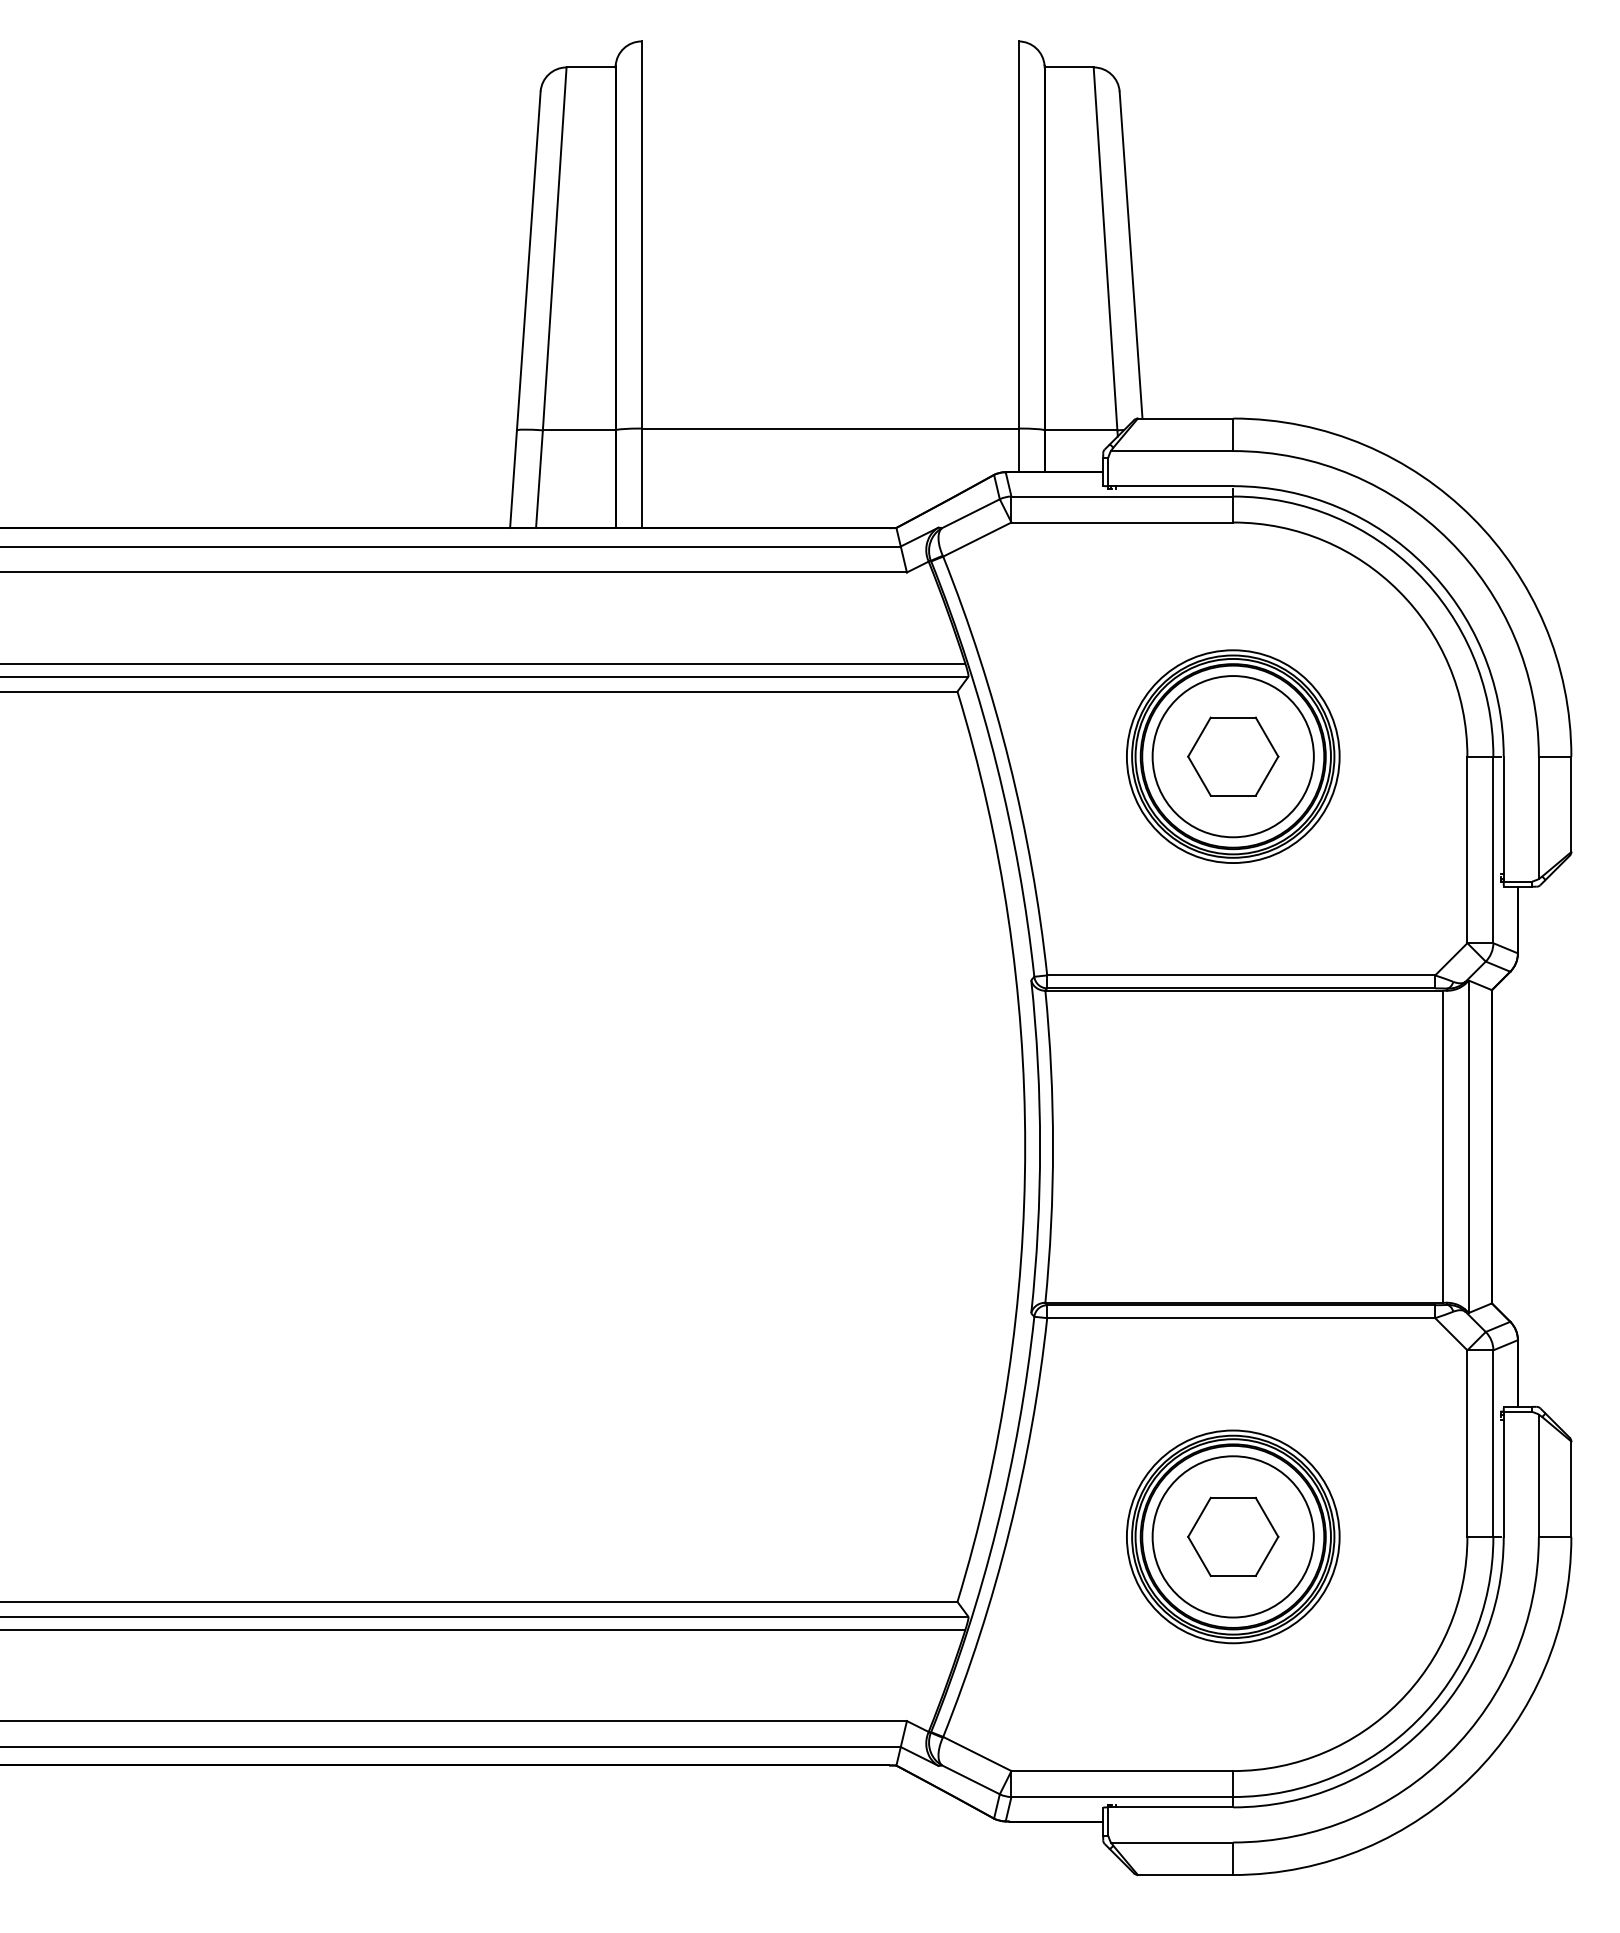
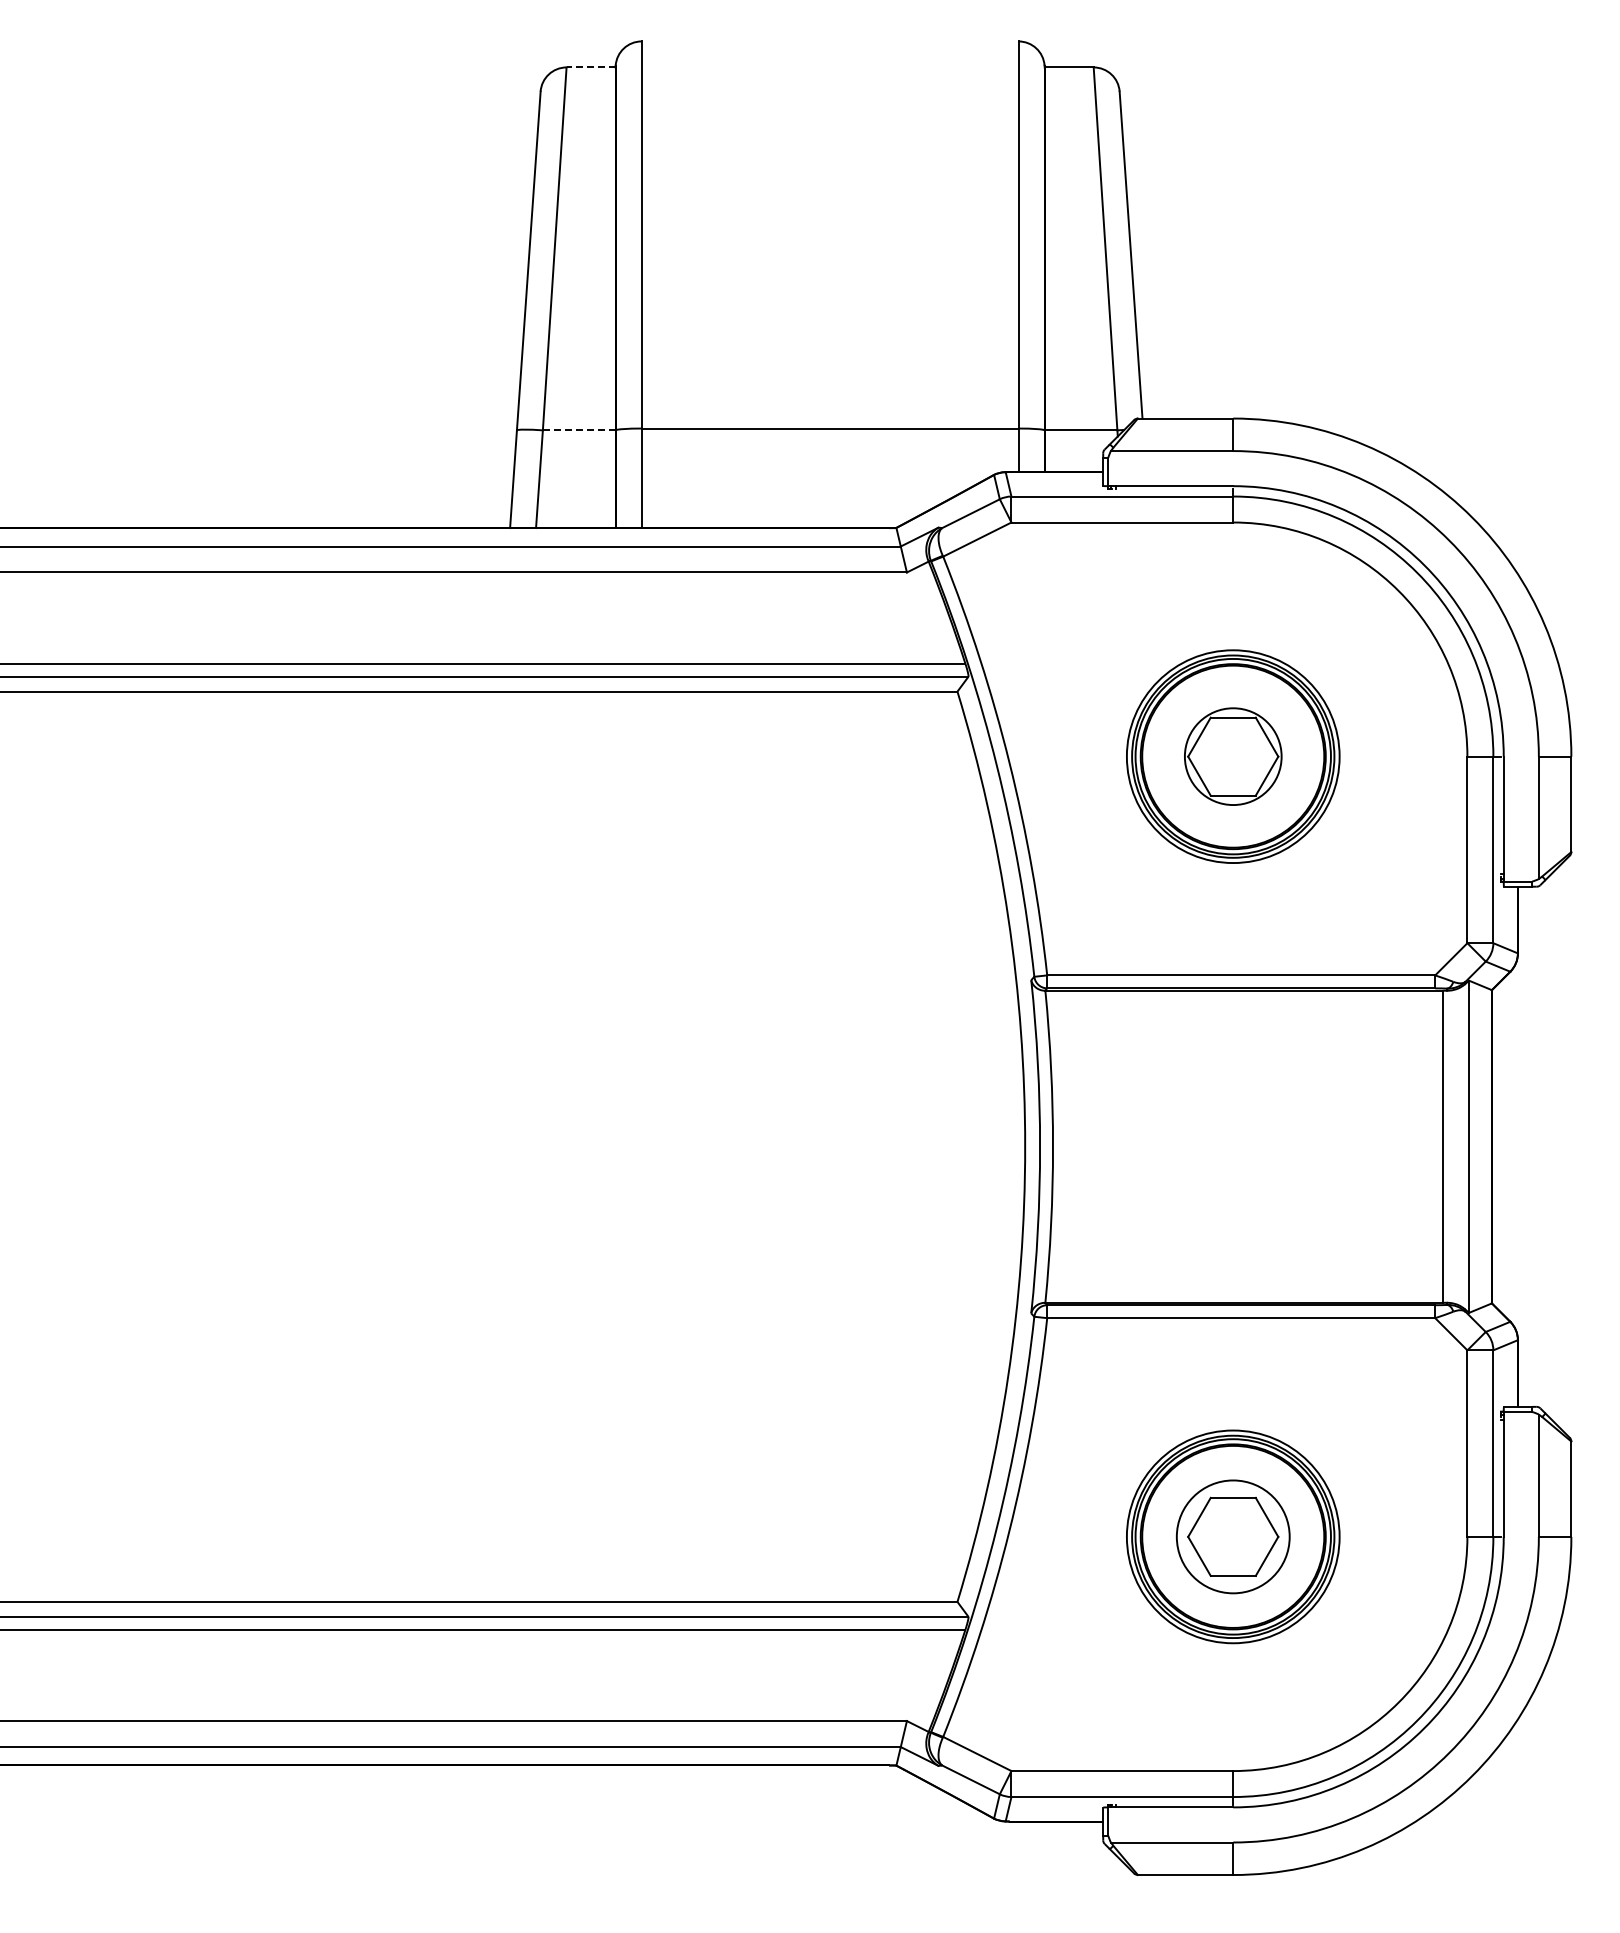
line: solid -> dashed (590, 67)
line: solid -> dashed (579, 430)
circle diameter: 161 px -> 97 px (1232, 756)
circle diameter: 161 px -> 113 px (1232, 1536)
